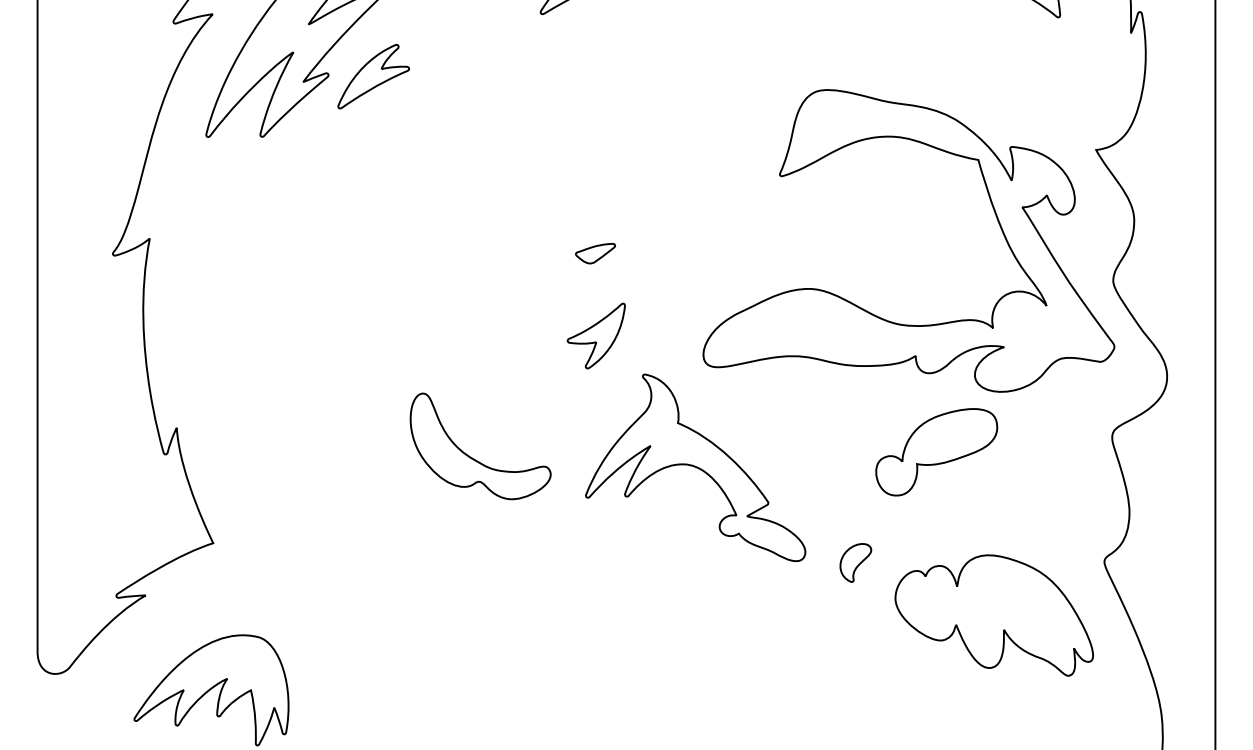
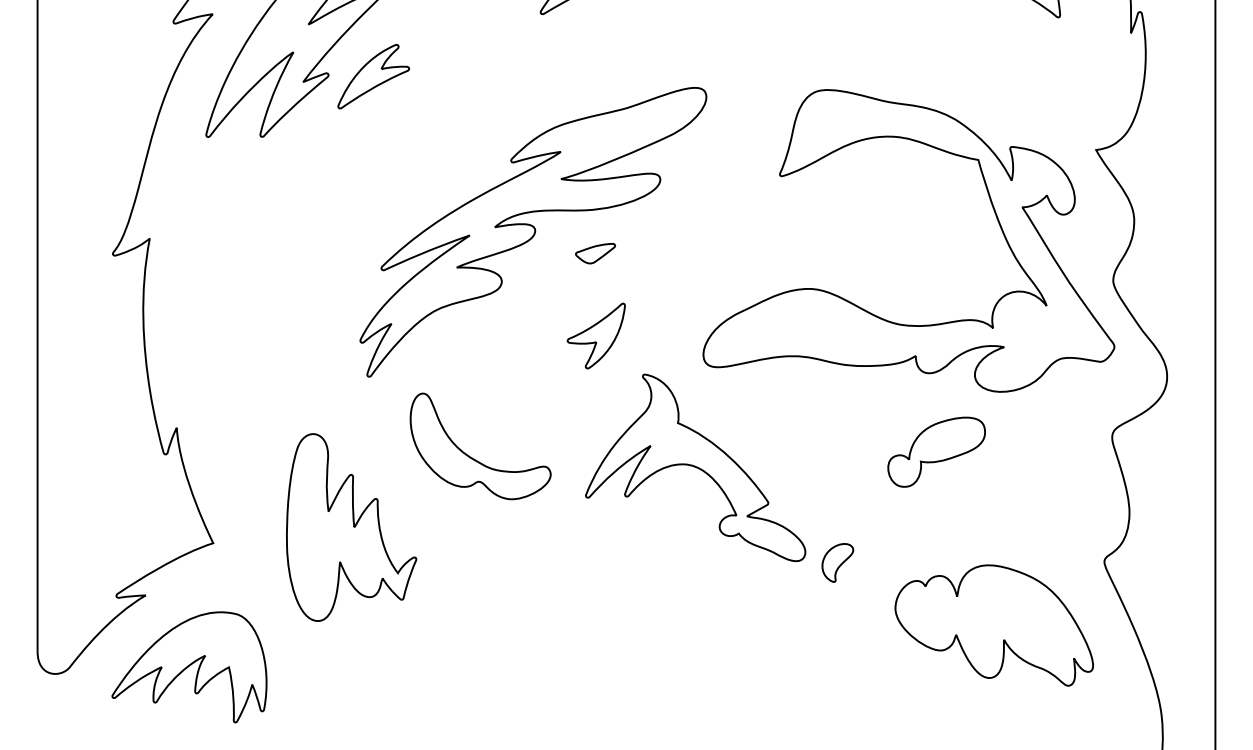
part: none -> present (533, 232)
part size: 124x89 px -> 99x72 px (936, 451)
part: none -> present (351, 527)
part position: (855, 562) -> (837, 562) (837, 562)
part position: (993, 615) -> (993, 625) (993, 625)
part position: (211, 690) -> (189, 667) (189, 667)
